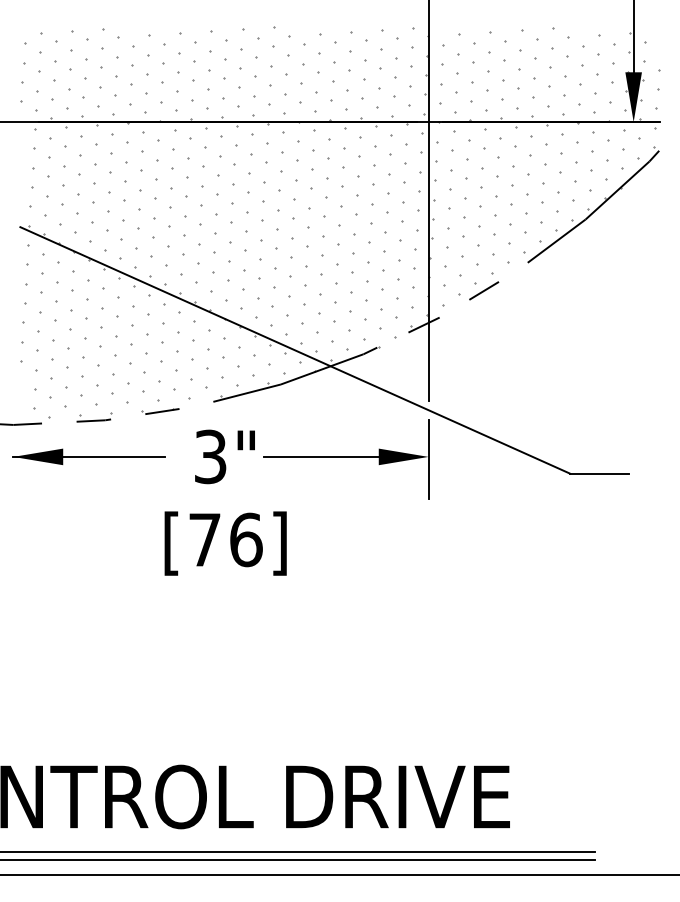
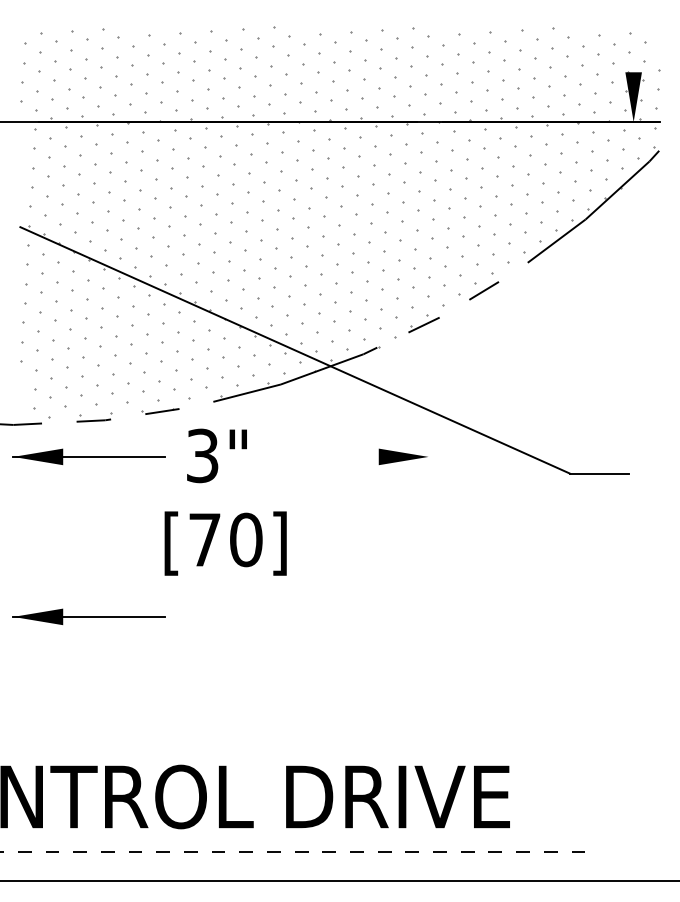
line: present -> none (633, 37)
line: present -> none (428, 201)
text position: (224, 456) -> (216, 455) (216, 455)
line: present -> none (321, 456)
line: present -> none (428, 459)
text: [76] -> [70] (246, 539)
part: none -> present (88, 616)
line: solid -> dashed (297, 852)
line: present -> none (298, 860)
line position: (339, 874) -> (339, 880) (339, 880)
